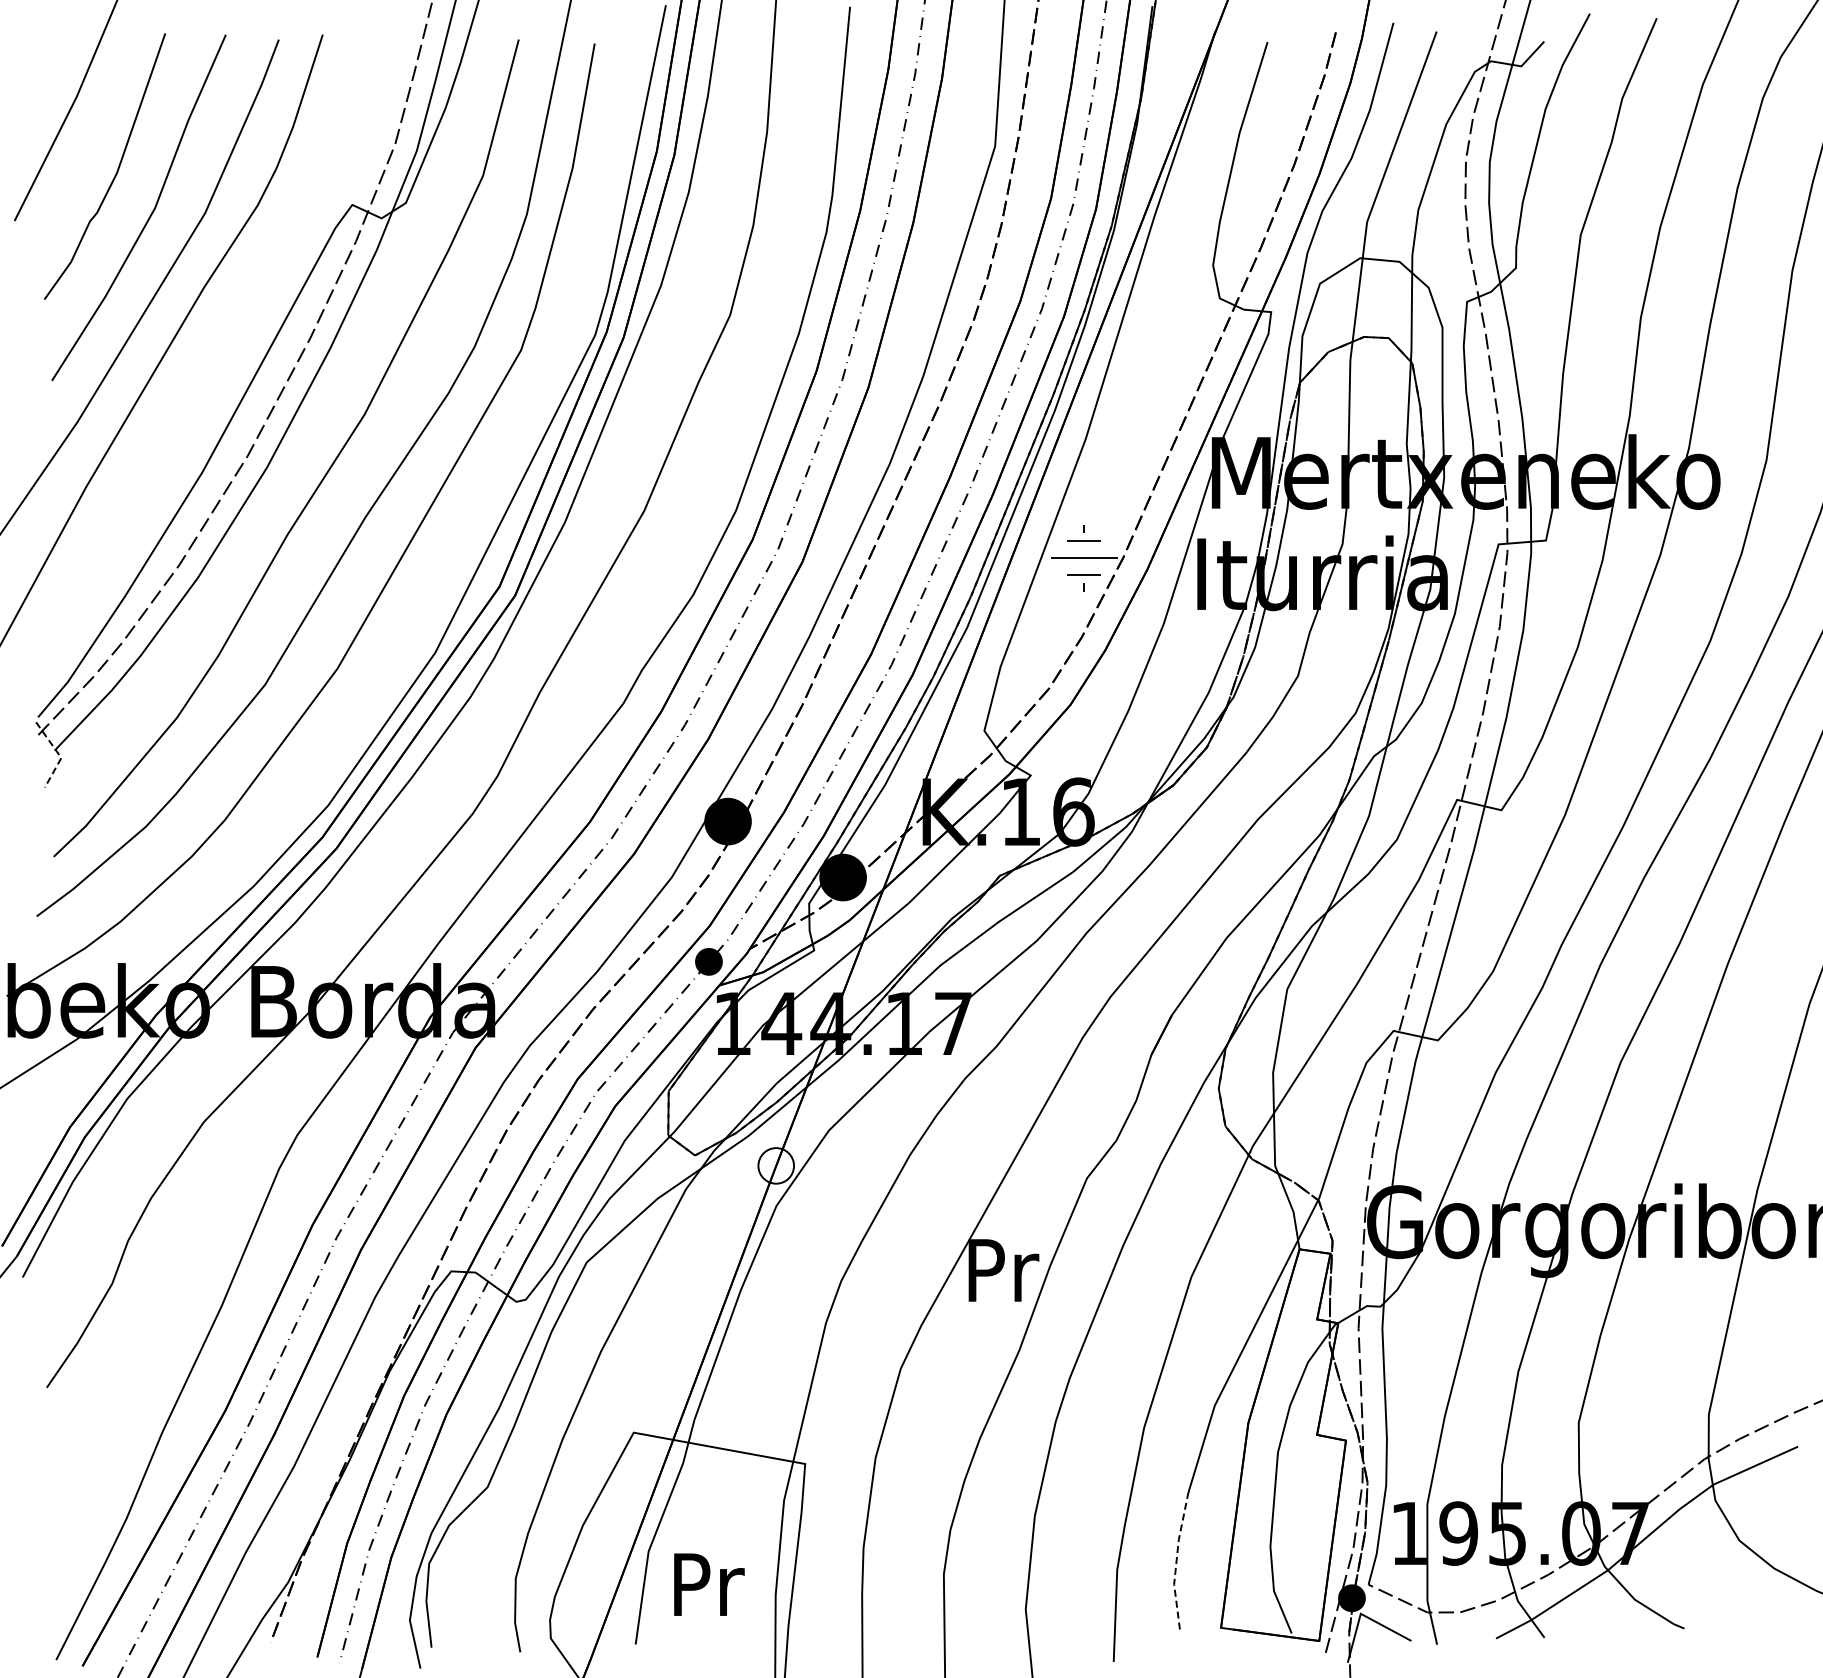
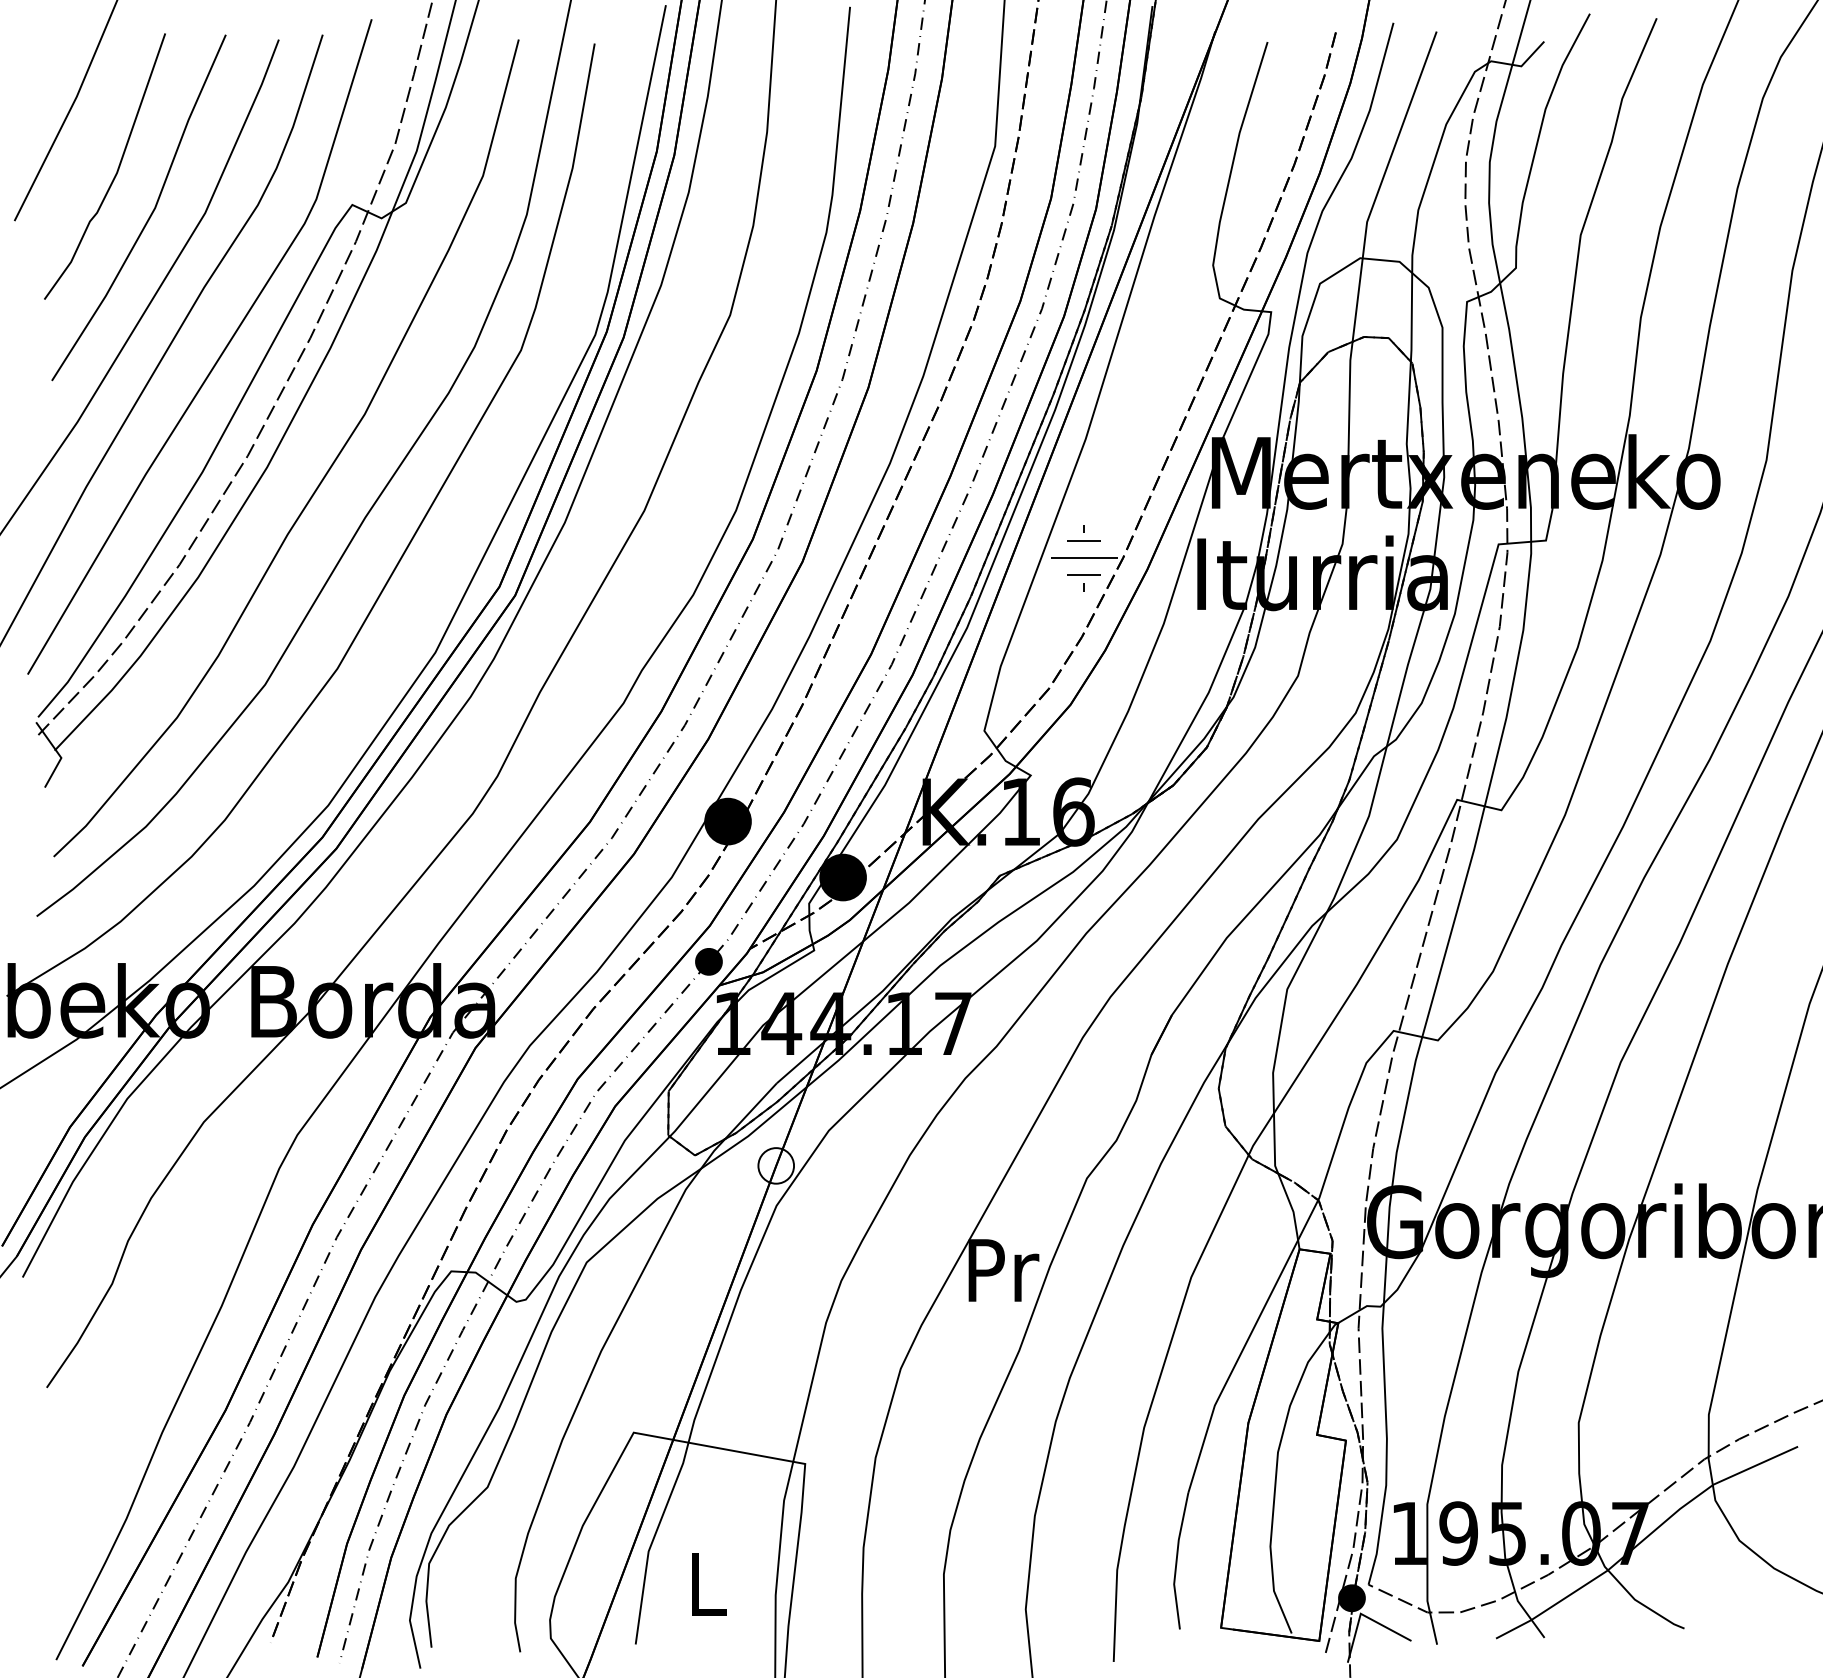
line: none -> present (218, 357)
line: dashed -> solid (59, 754)
line: dashed -> solid (1176, 1560)
text: Pr -> L (709, 1584)
